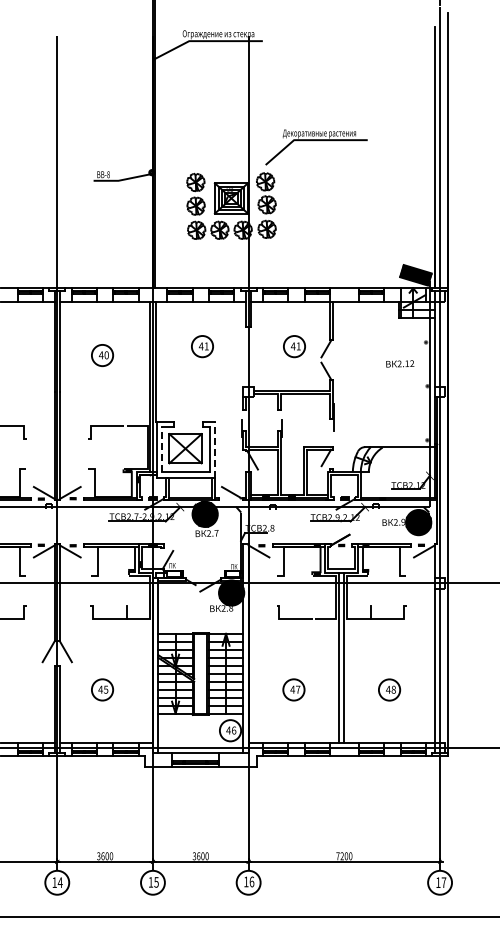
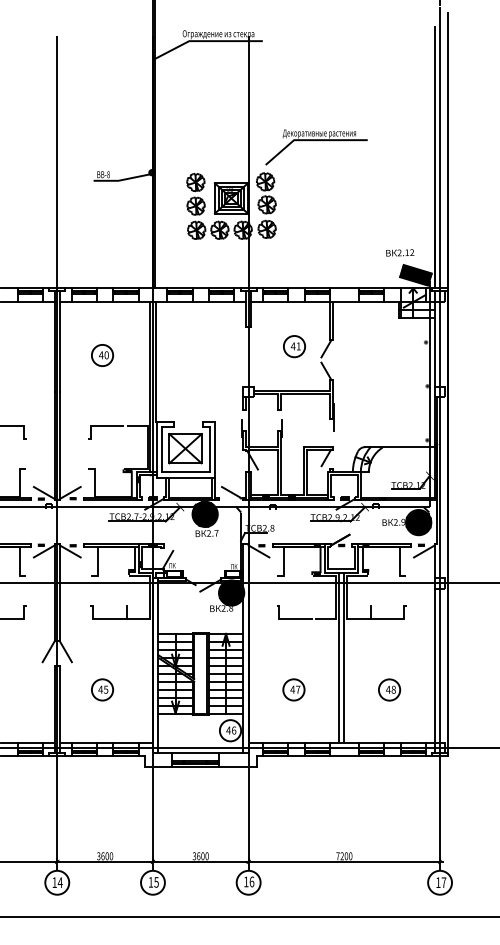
part: present -> none (202, 346)
text position: (400, 363) -> (400, 252) (400, 252)
line: dashed -> solid (162, 449)
line: dashed -> solid (215, 449)
